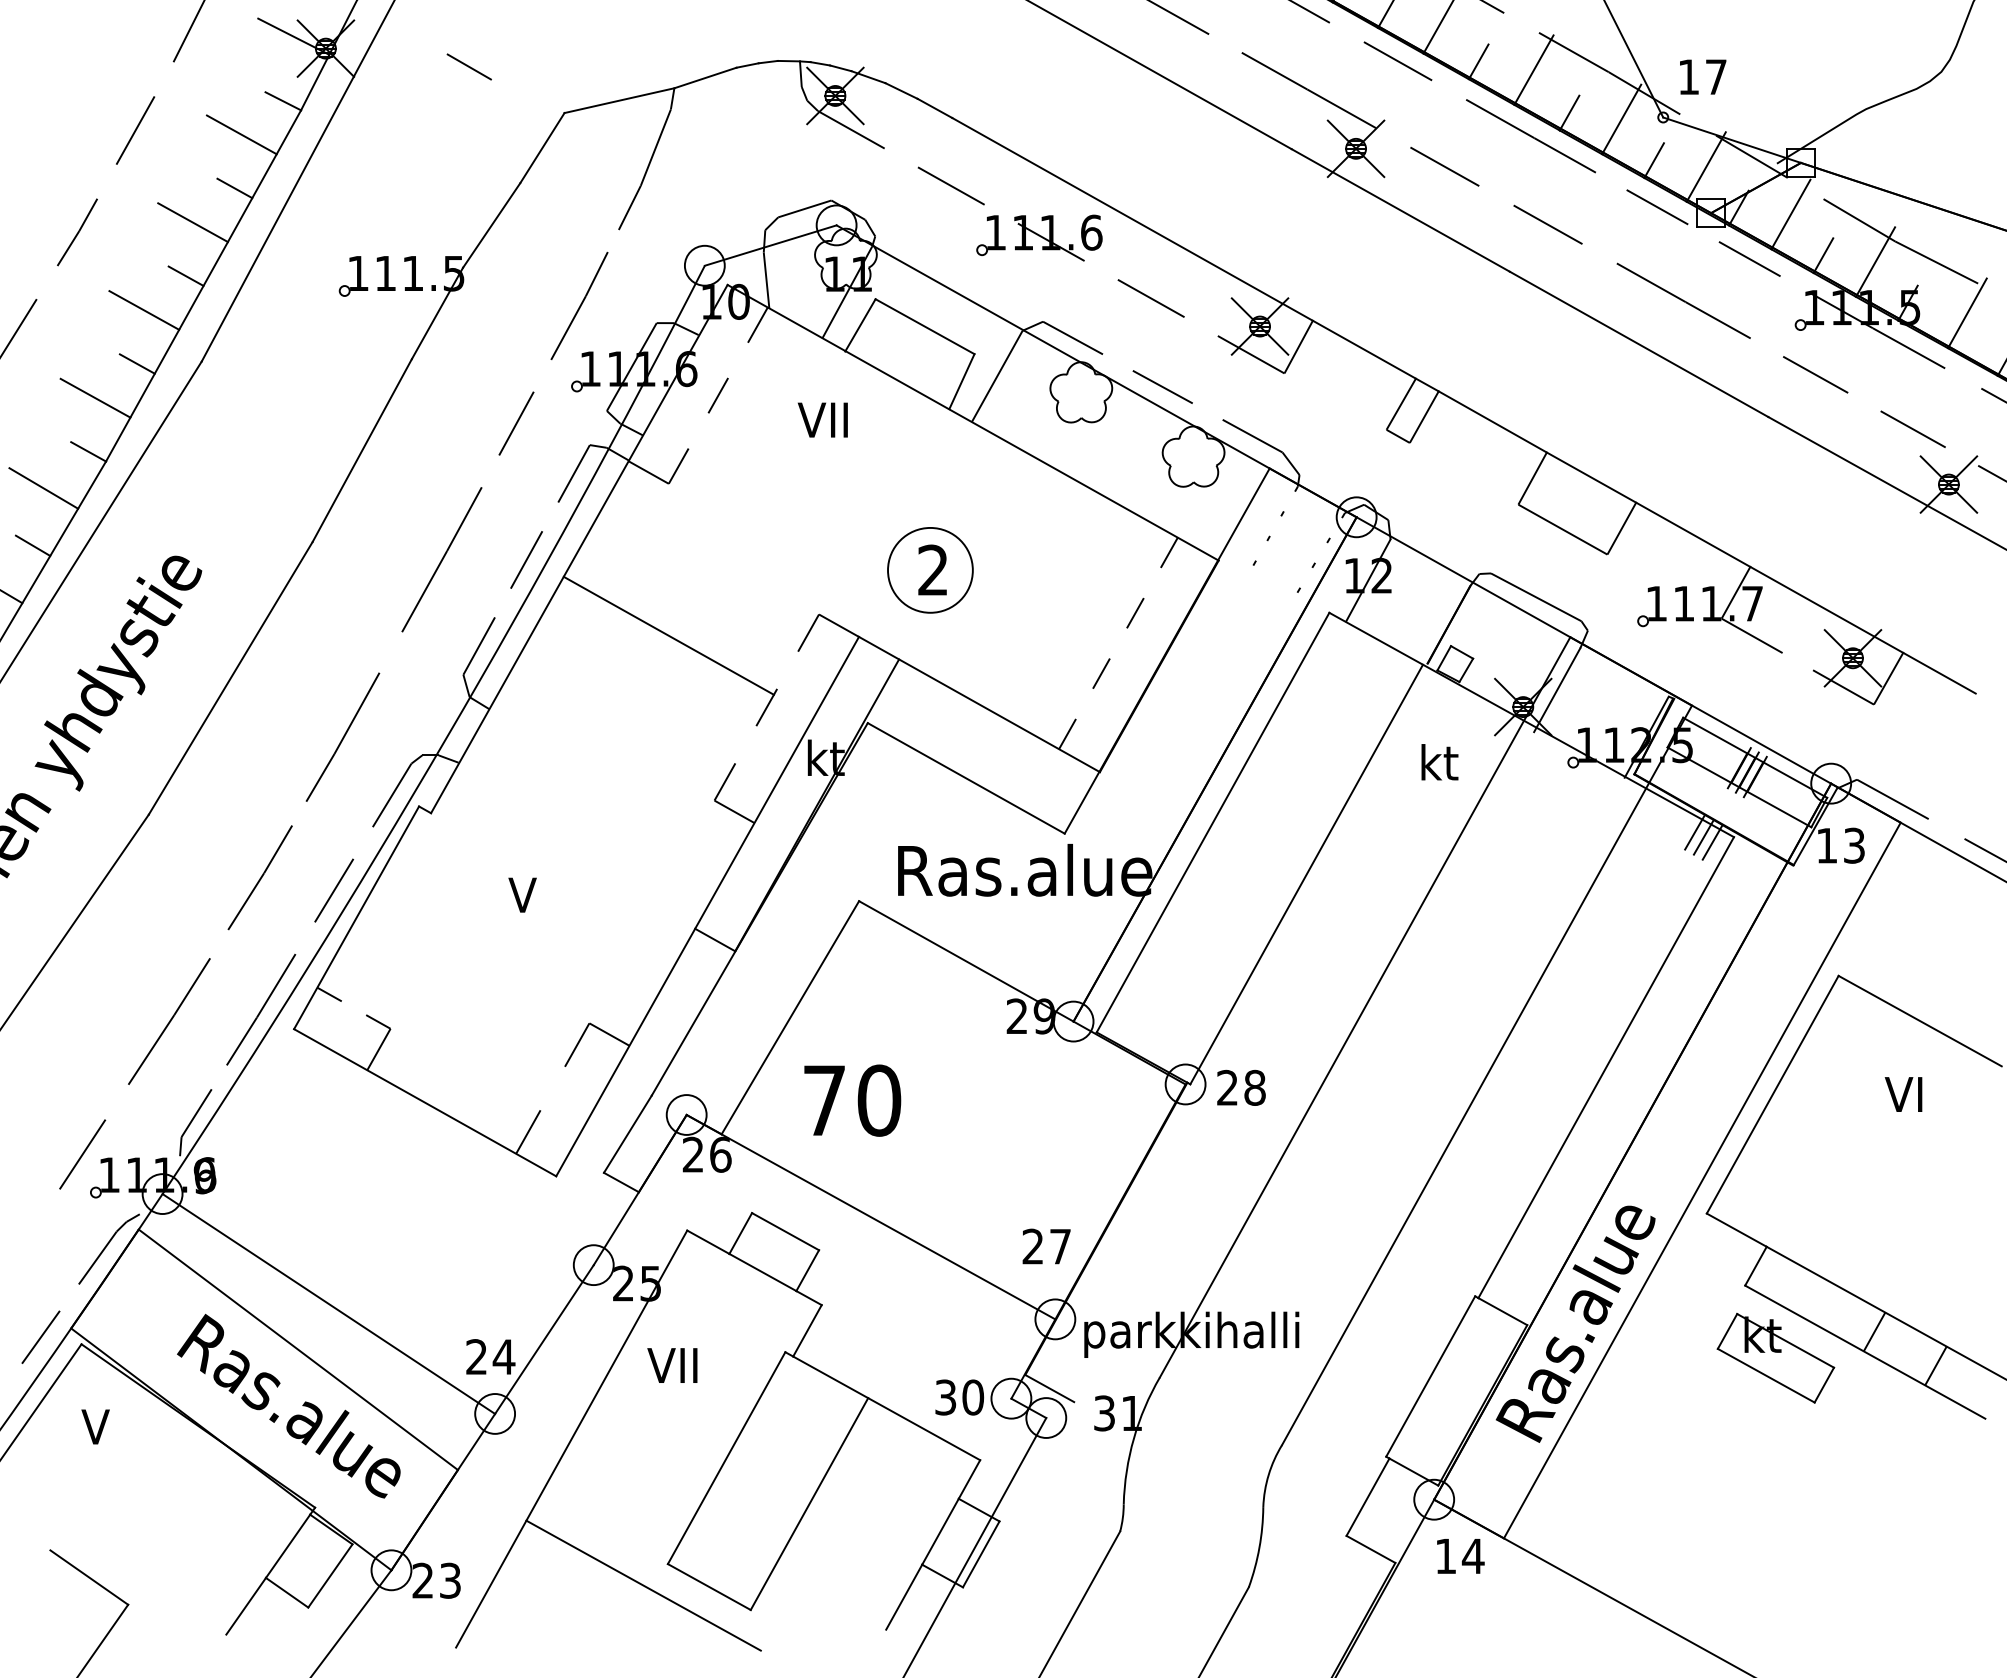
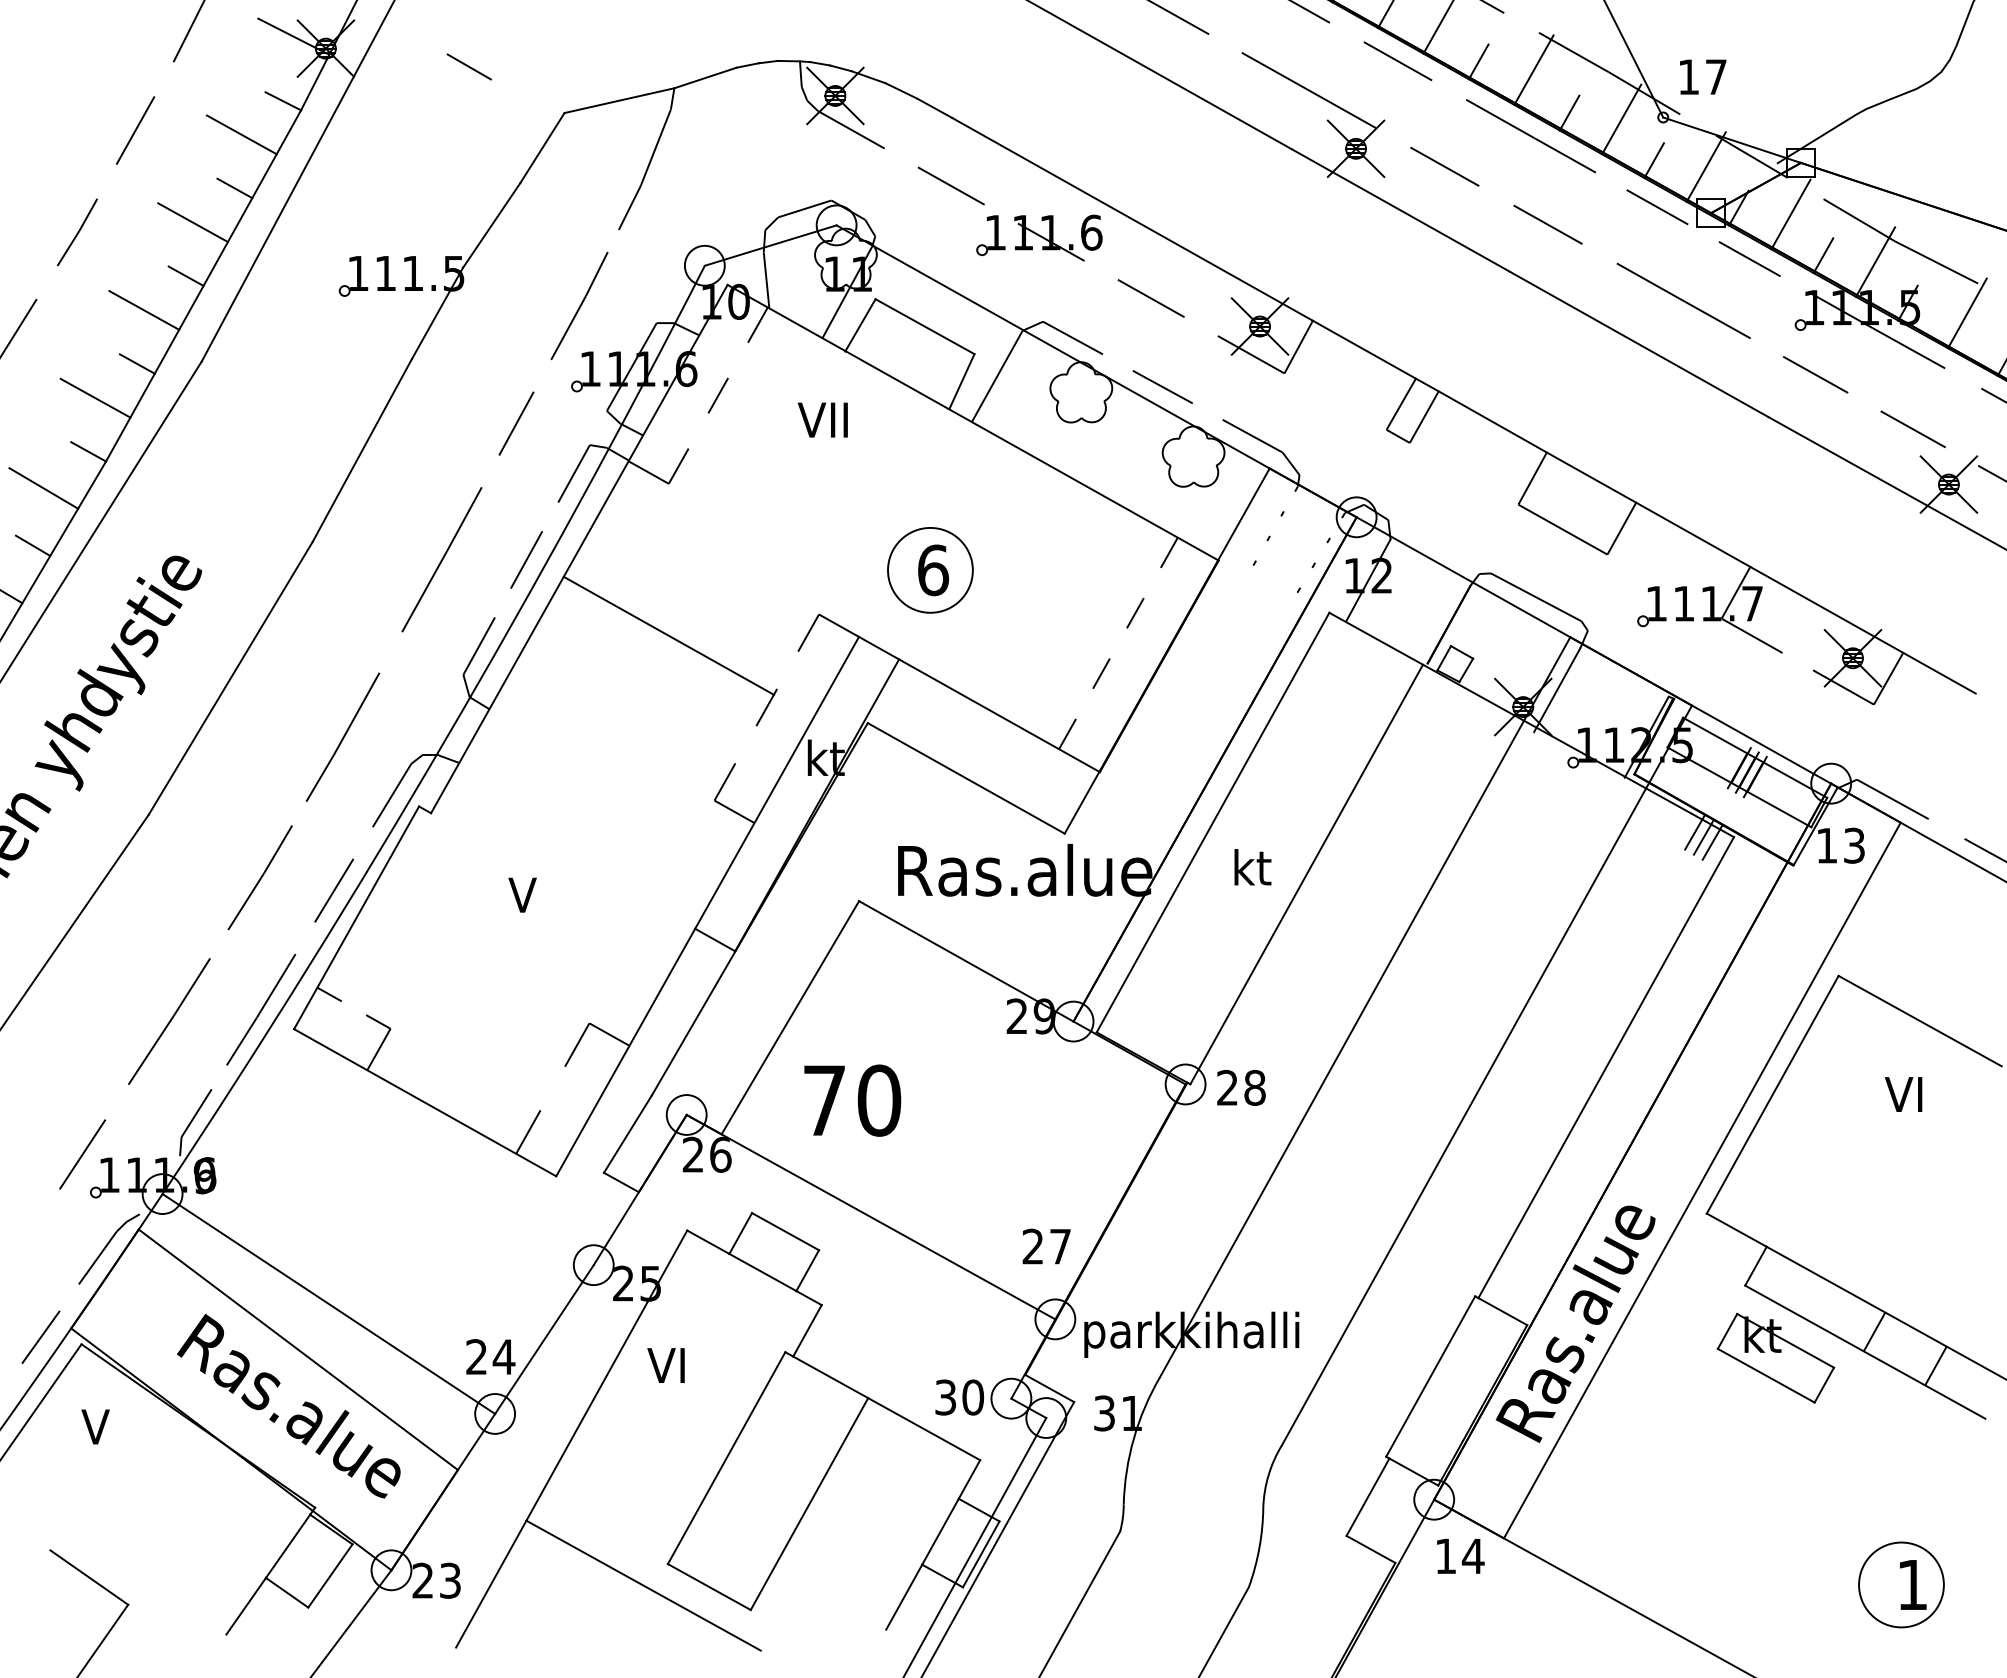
text: 2 -> 6 (933, 570)
text position: (1439, 762) -> (1252, 867) (1252, 867)
text: VII -> VI (695, 1365)
line: none -> present (998, 1538)
part: none -> present (1901, 1584)
